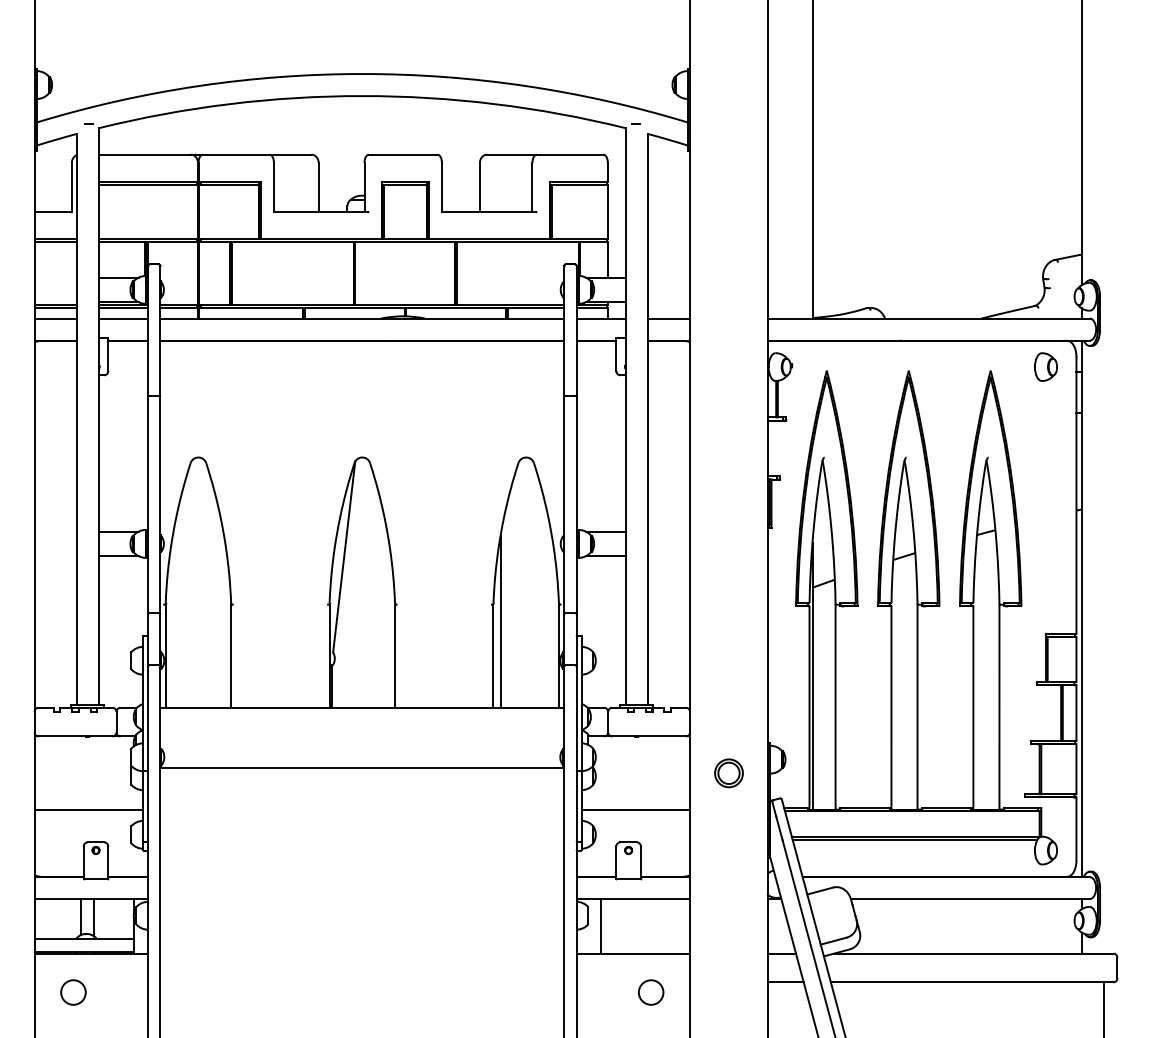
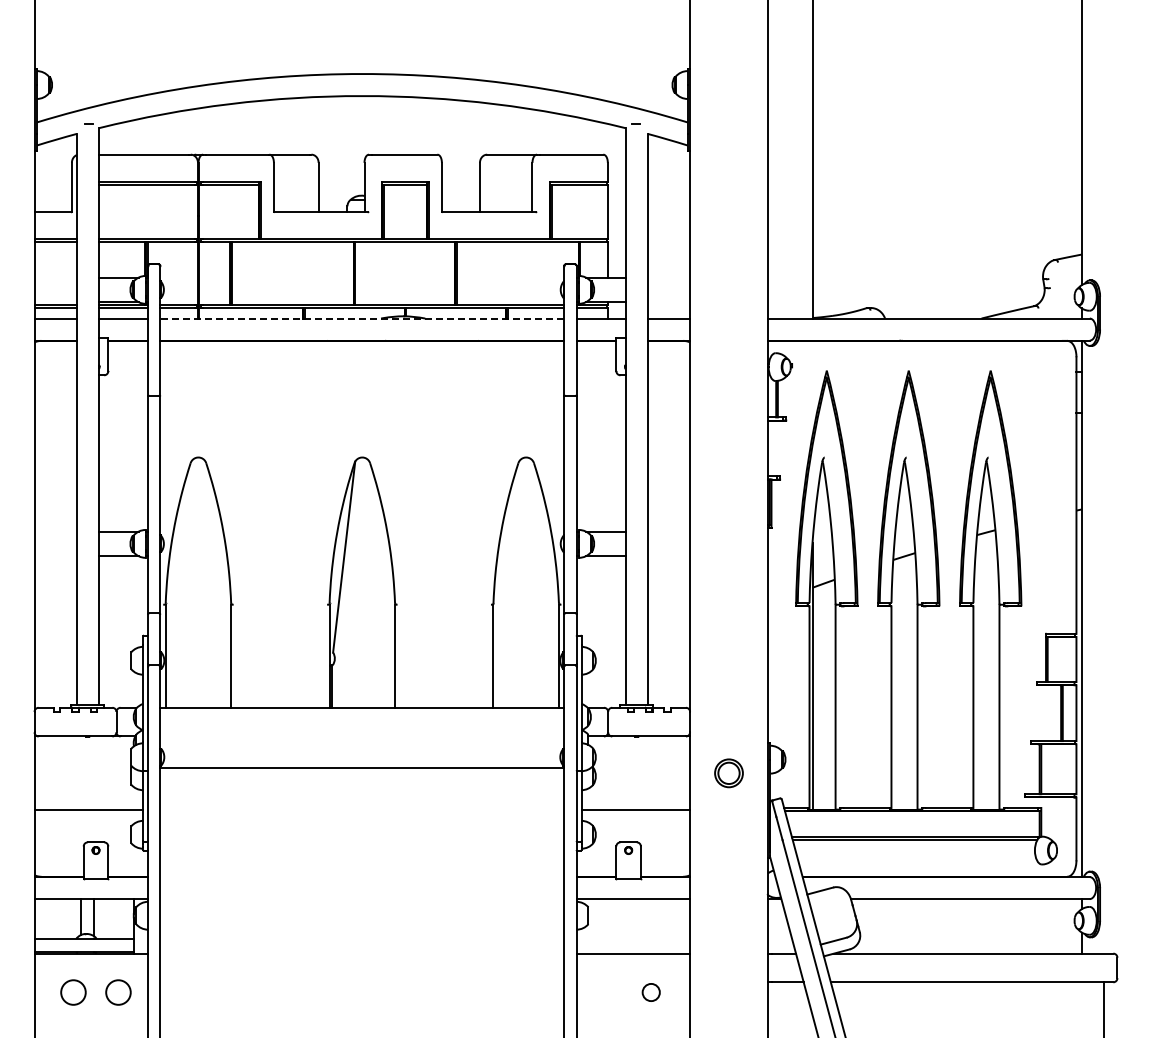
line: solid -> dashed (362, 318)
part: present -> none (1045, 366)
line: present -> none (500, 621)
line: present -> none (600, 926)
circle: none -> present (118, 992)
circle size: 27x27 px -> 20x19 px (650, 992)
